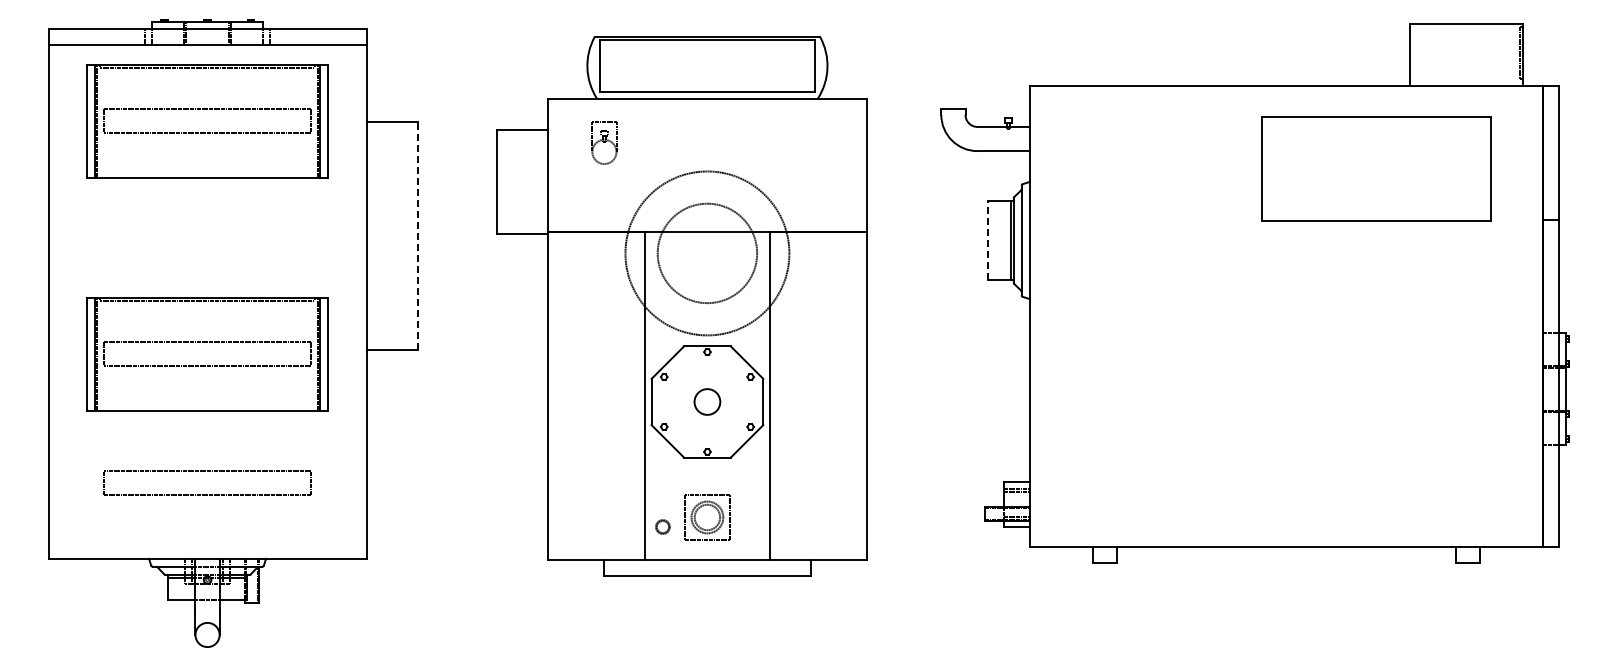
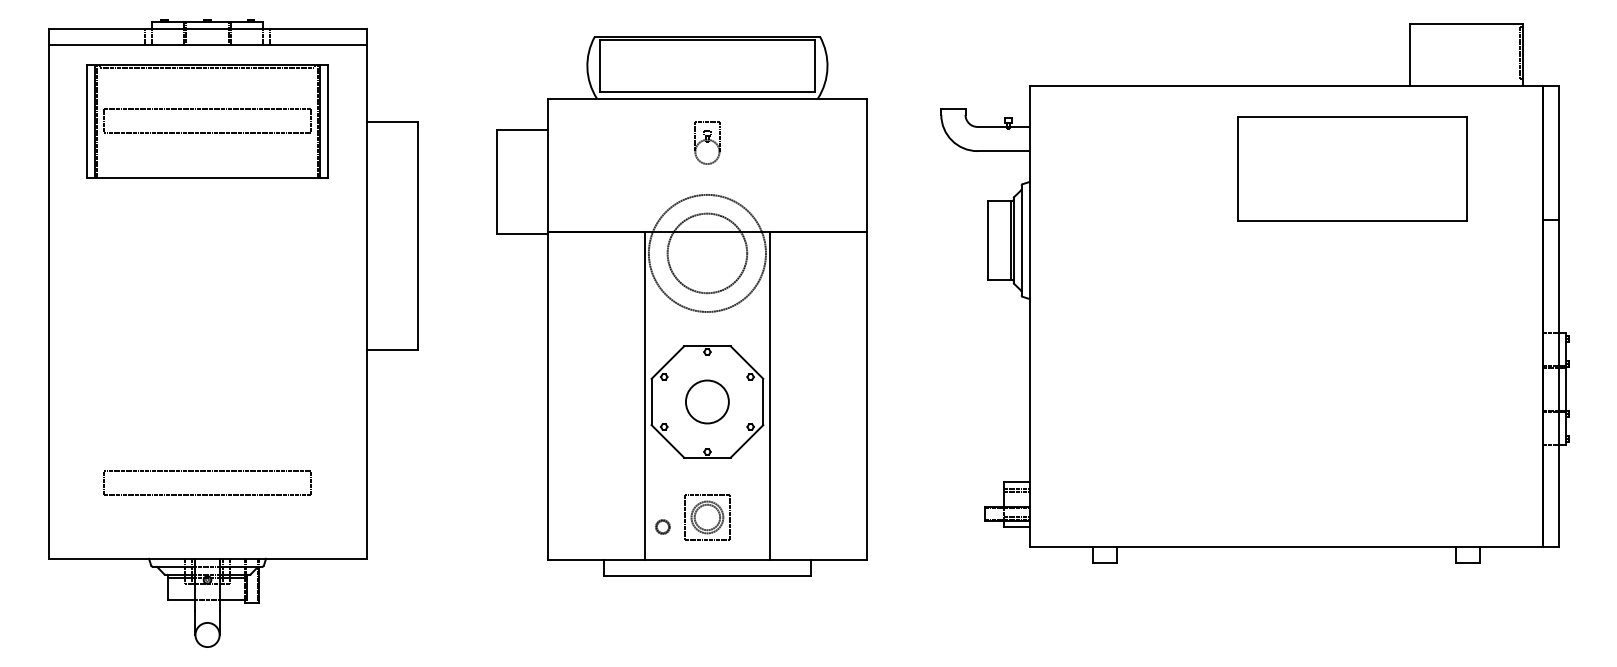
part position: (604, 142) -> (707, 142) (707, 142)
part position: (1376, 168) -> (1352, 168) (1352, 168)
line: dashed -> solid (417, 235)
line: dashed -> solid (988, 240)
circle diameter: 164 px -> 117 px (706, 252)
circle diameter: 99 px -> 80 px (707, 253)
part: present -> none (207, 354)
circle diameter: 26 px -> 43 px (706, 401)
